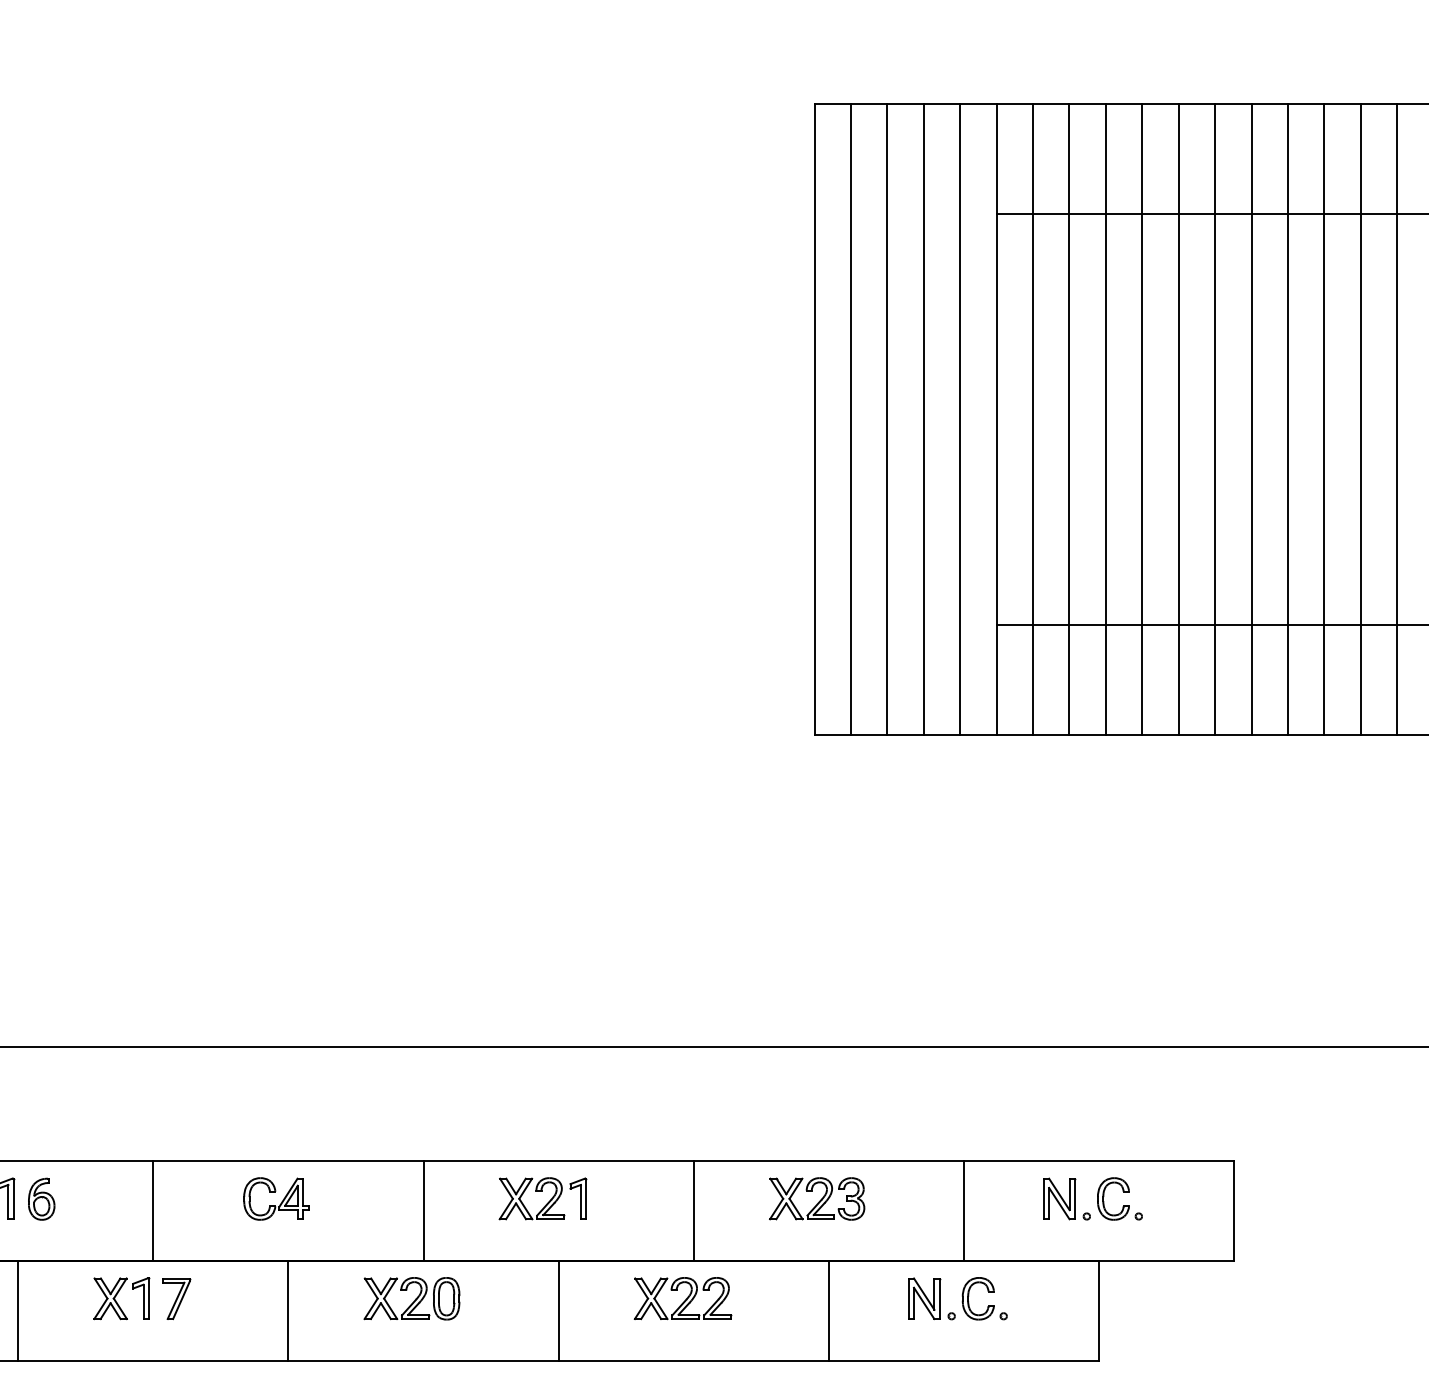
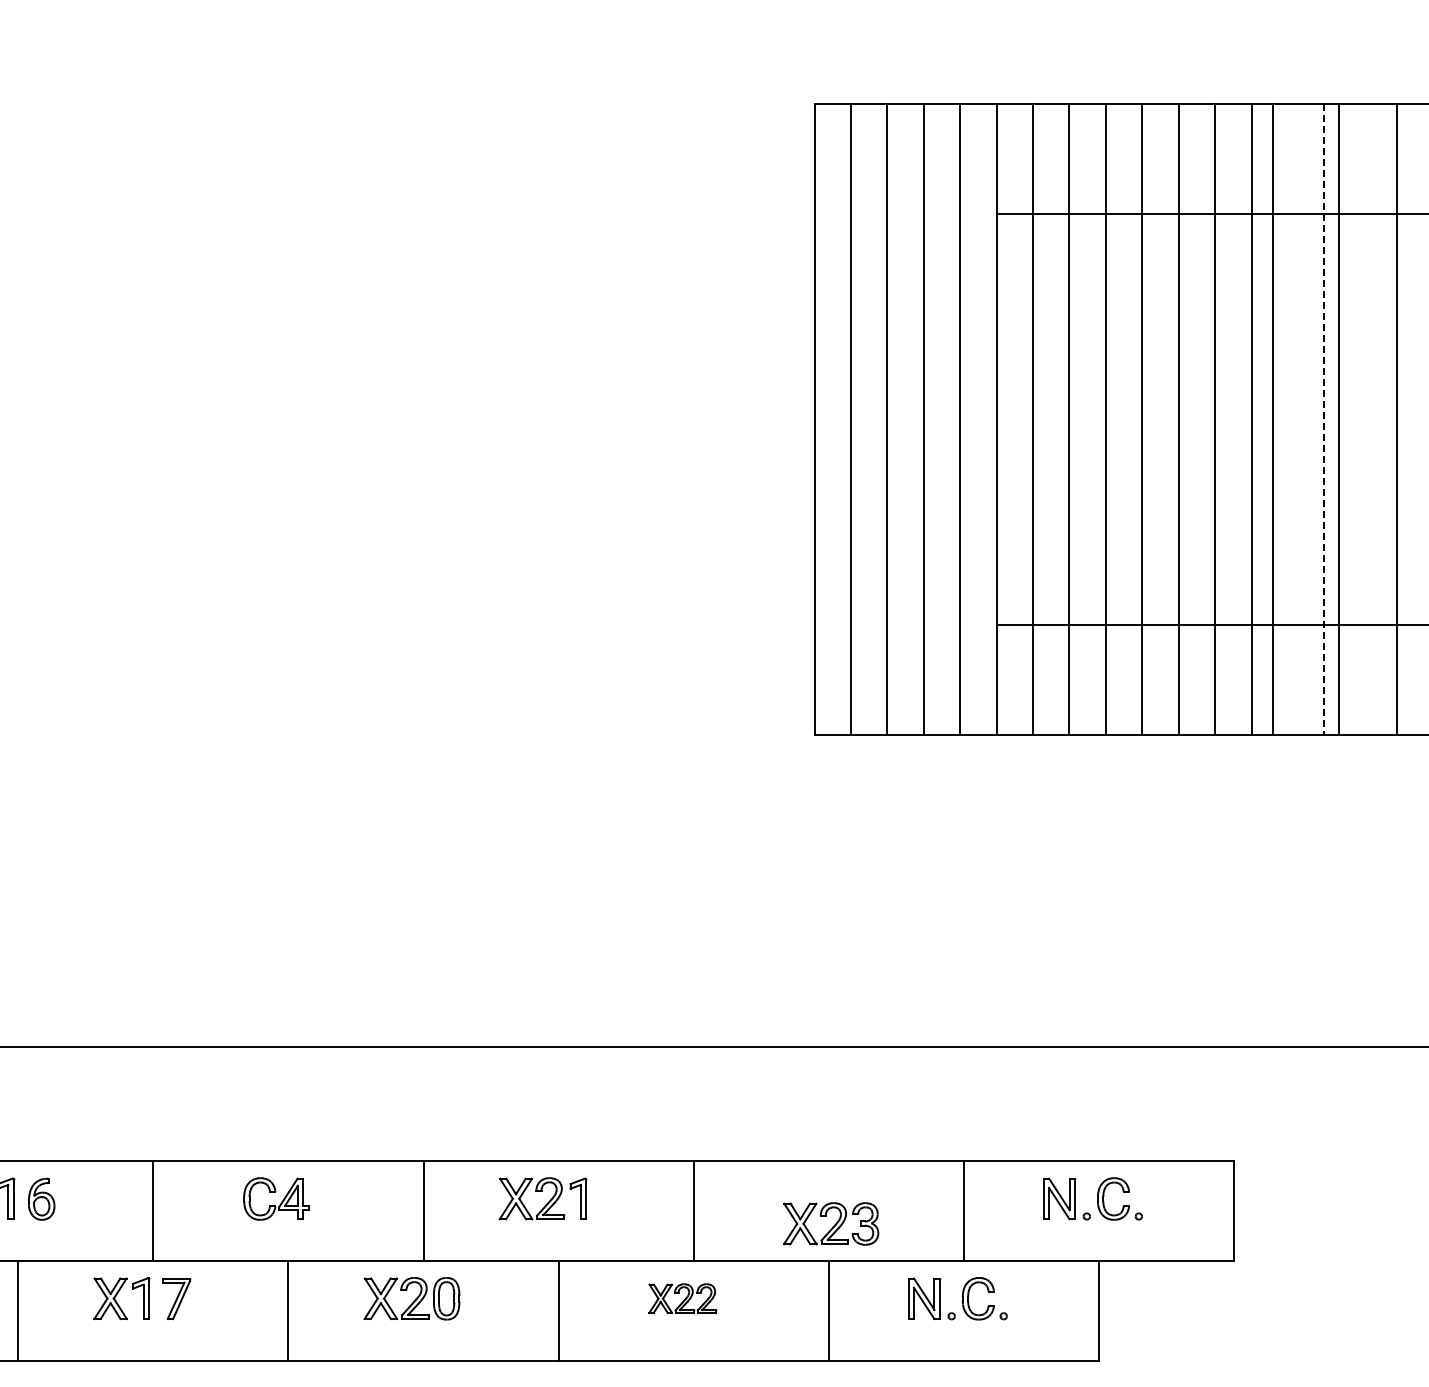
line position: (1287, 419) -> (1272, 419) (1272, 419)
line position: (1360, 419) -> (1338, 419) (1338, 419)
line: solid -> dashed (1324, 420)
part position: (817, 1198) -> (831, 1223) (831, 1223)
part size: 100x44 px -> 70x32 px (682, 1298)
